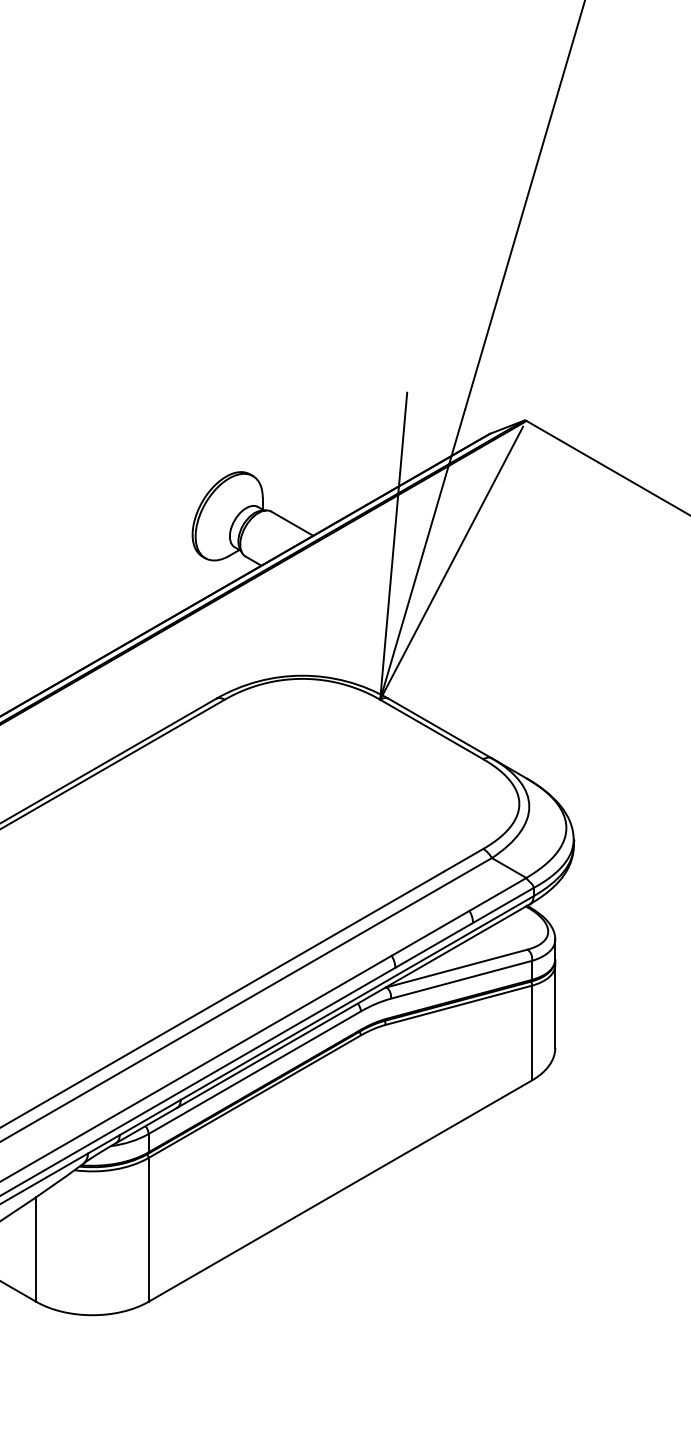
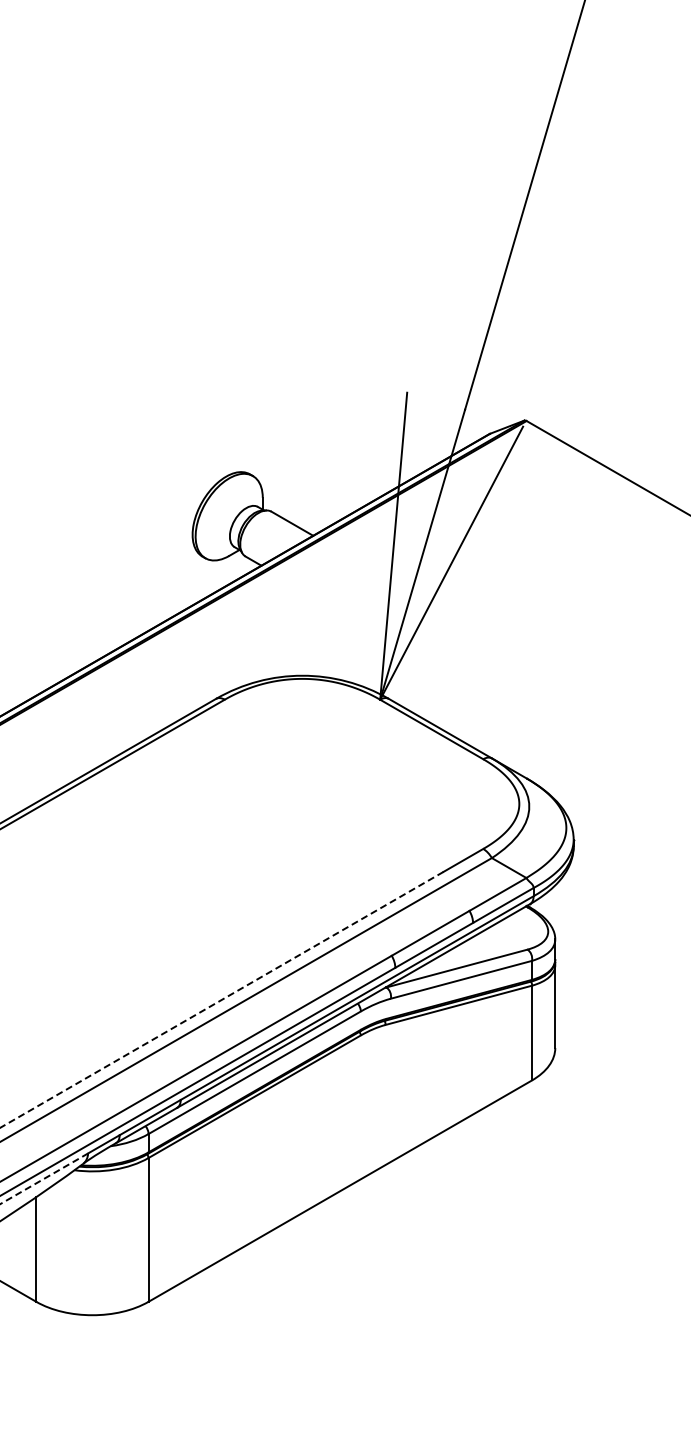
line: solid -> dashed (221, 999)
line: solid -> dashed (44, 1178)
